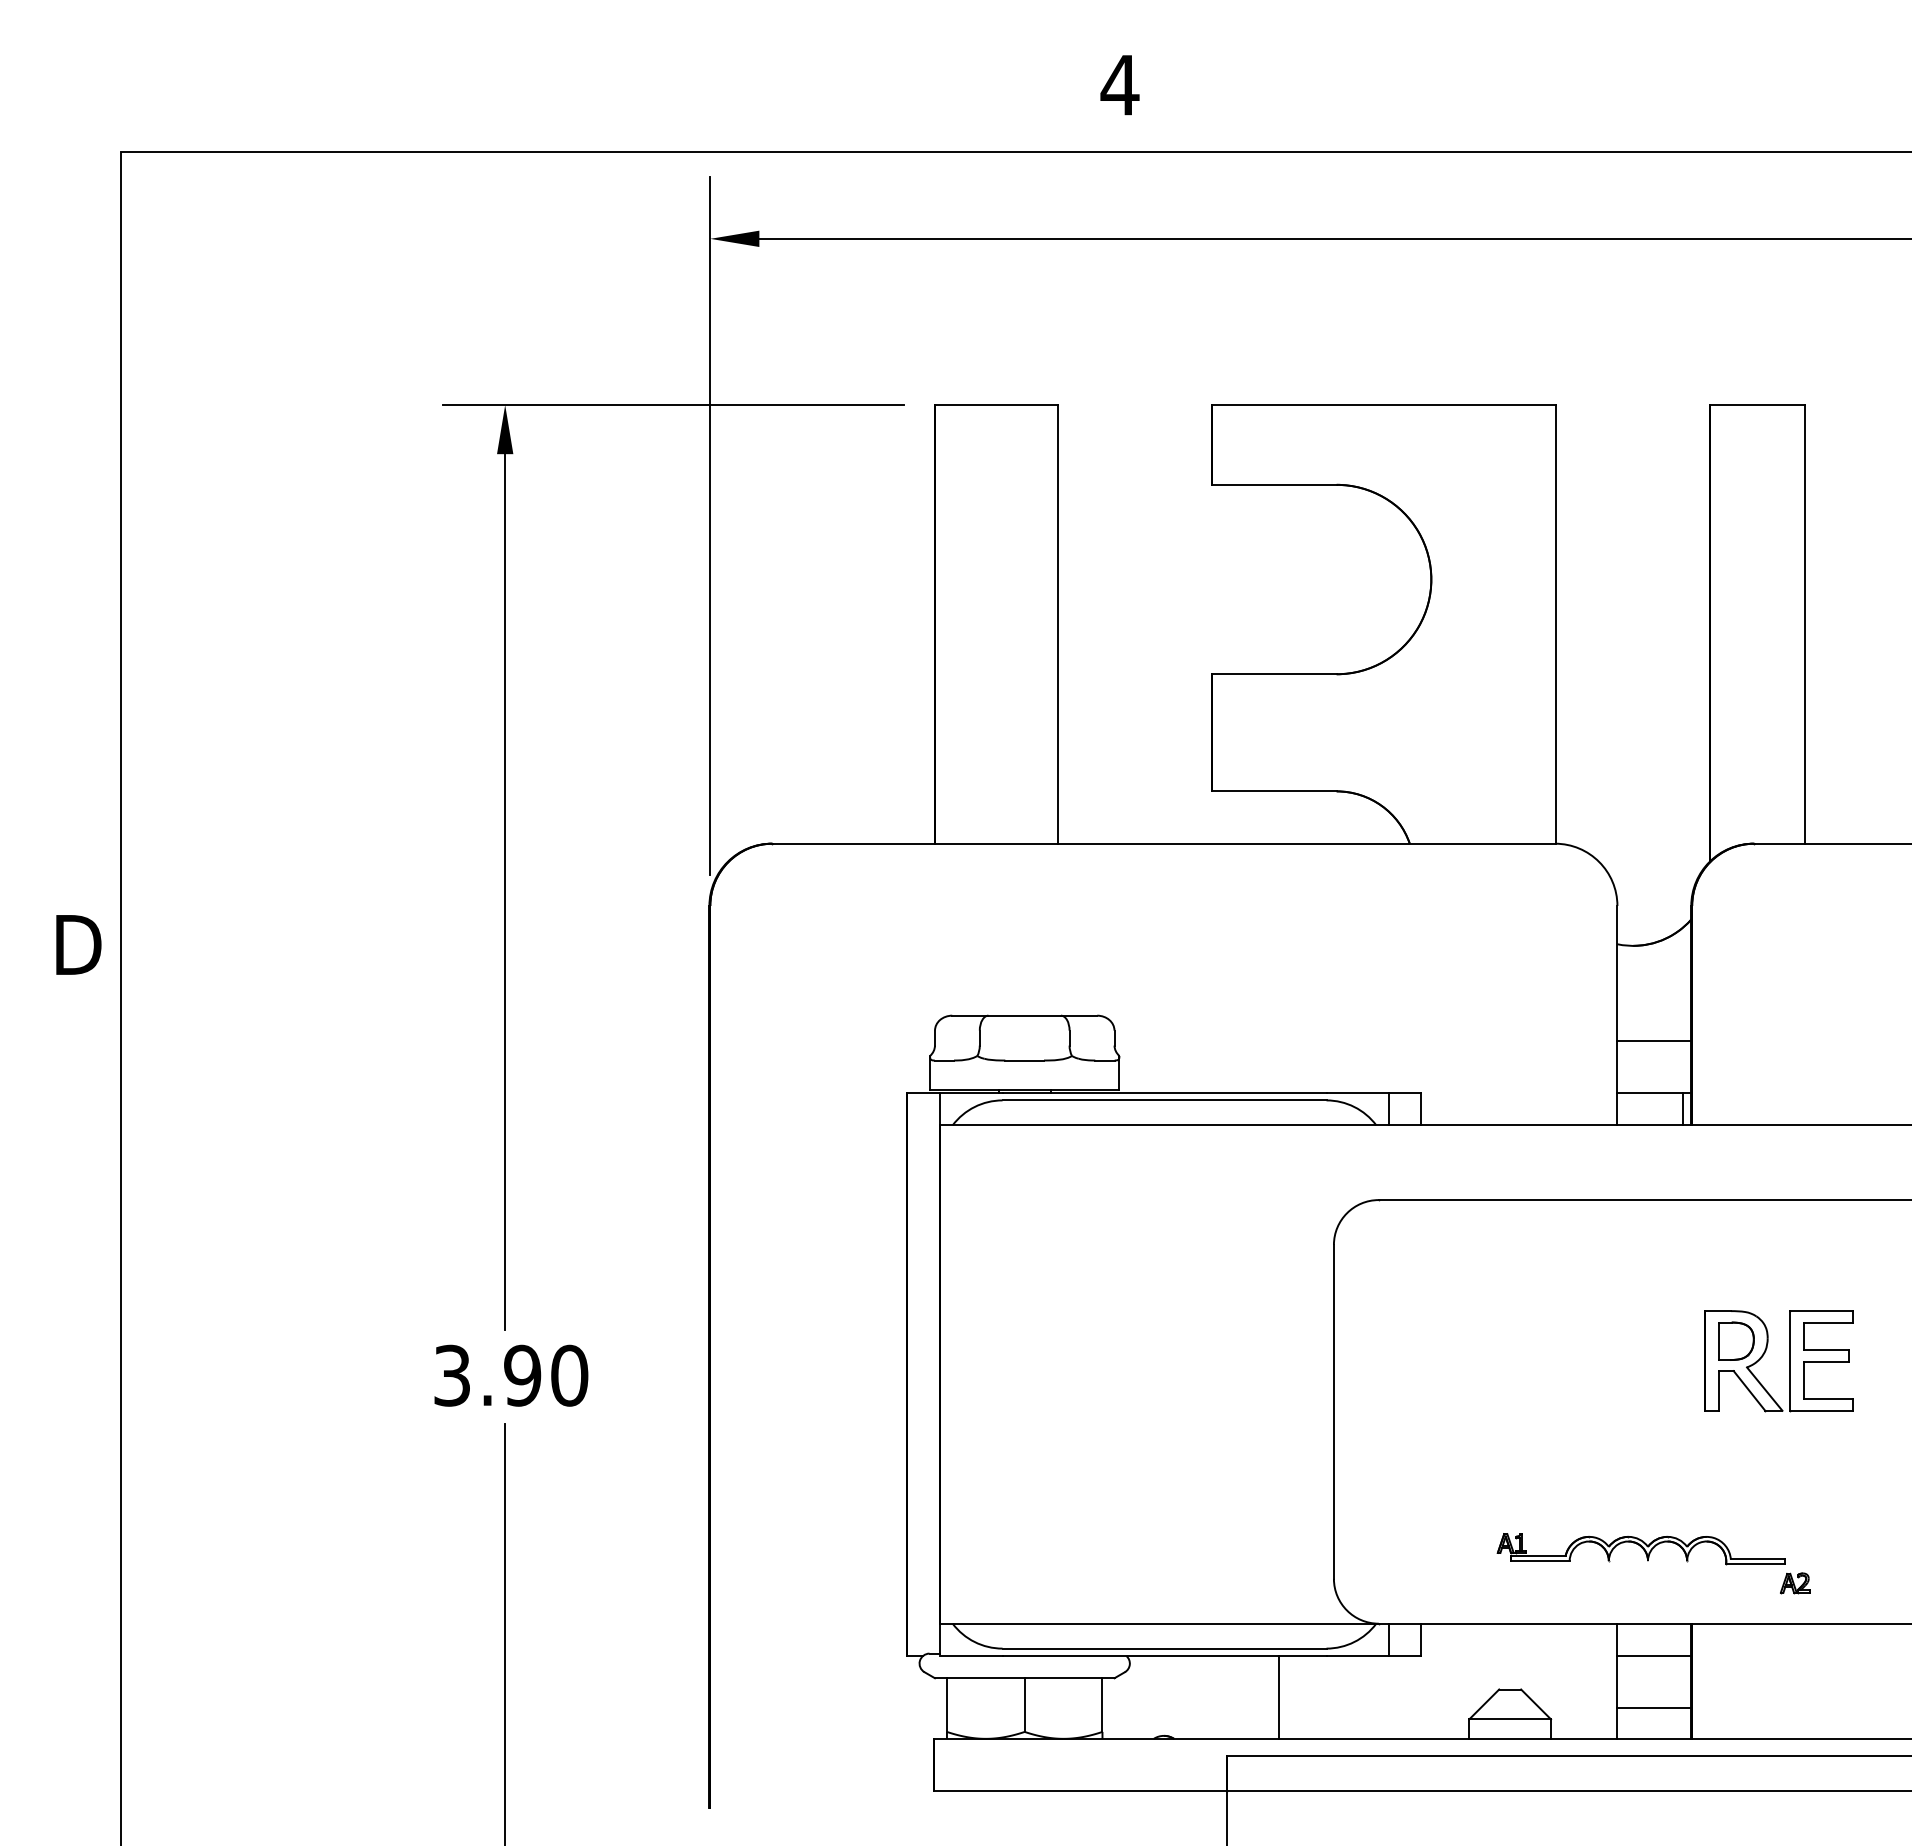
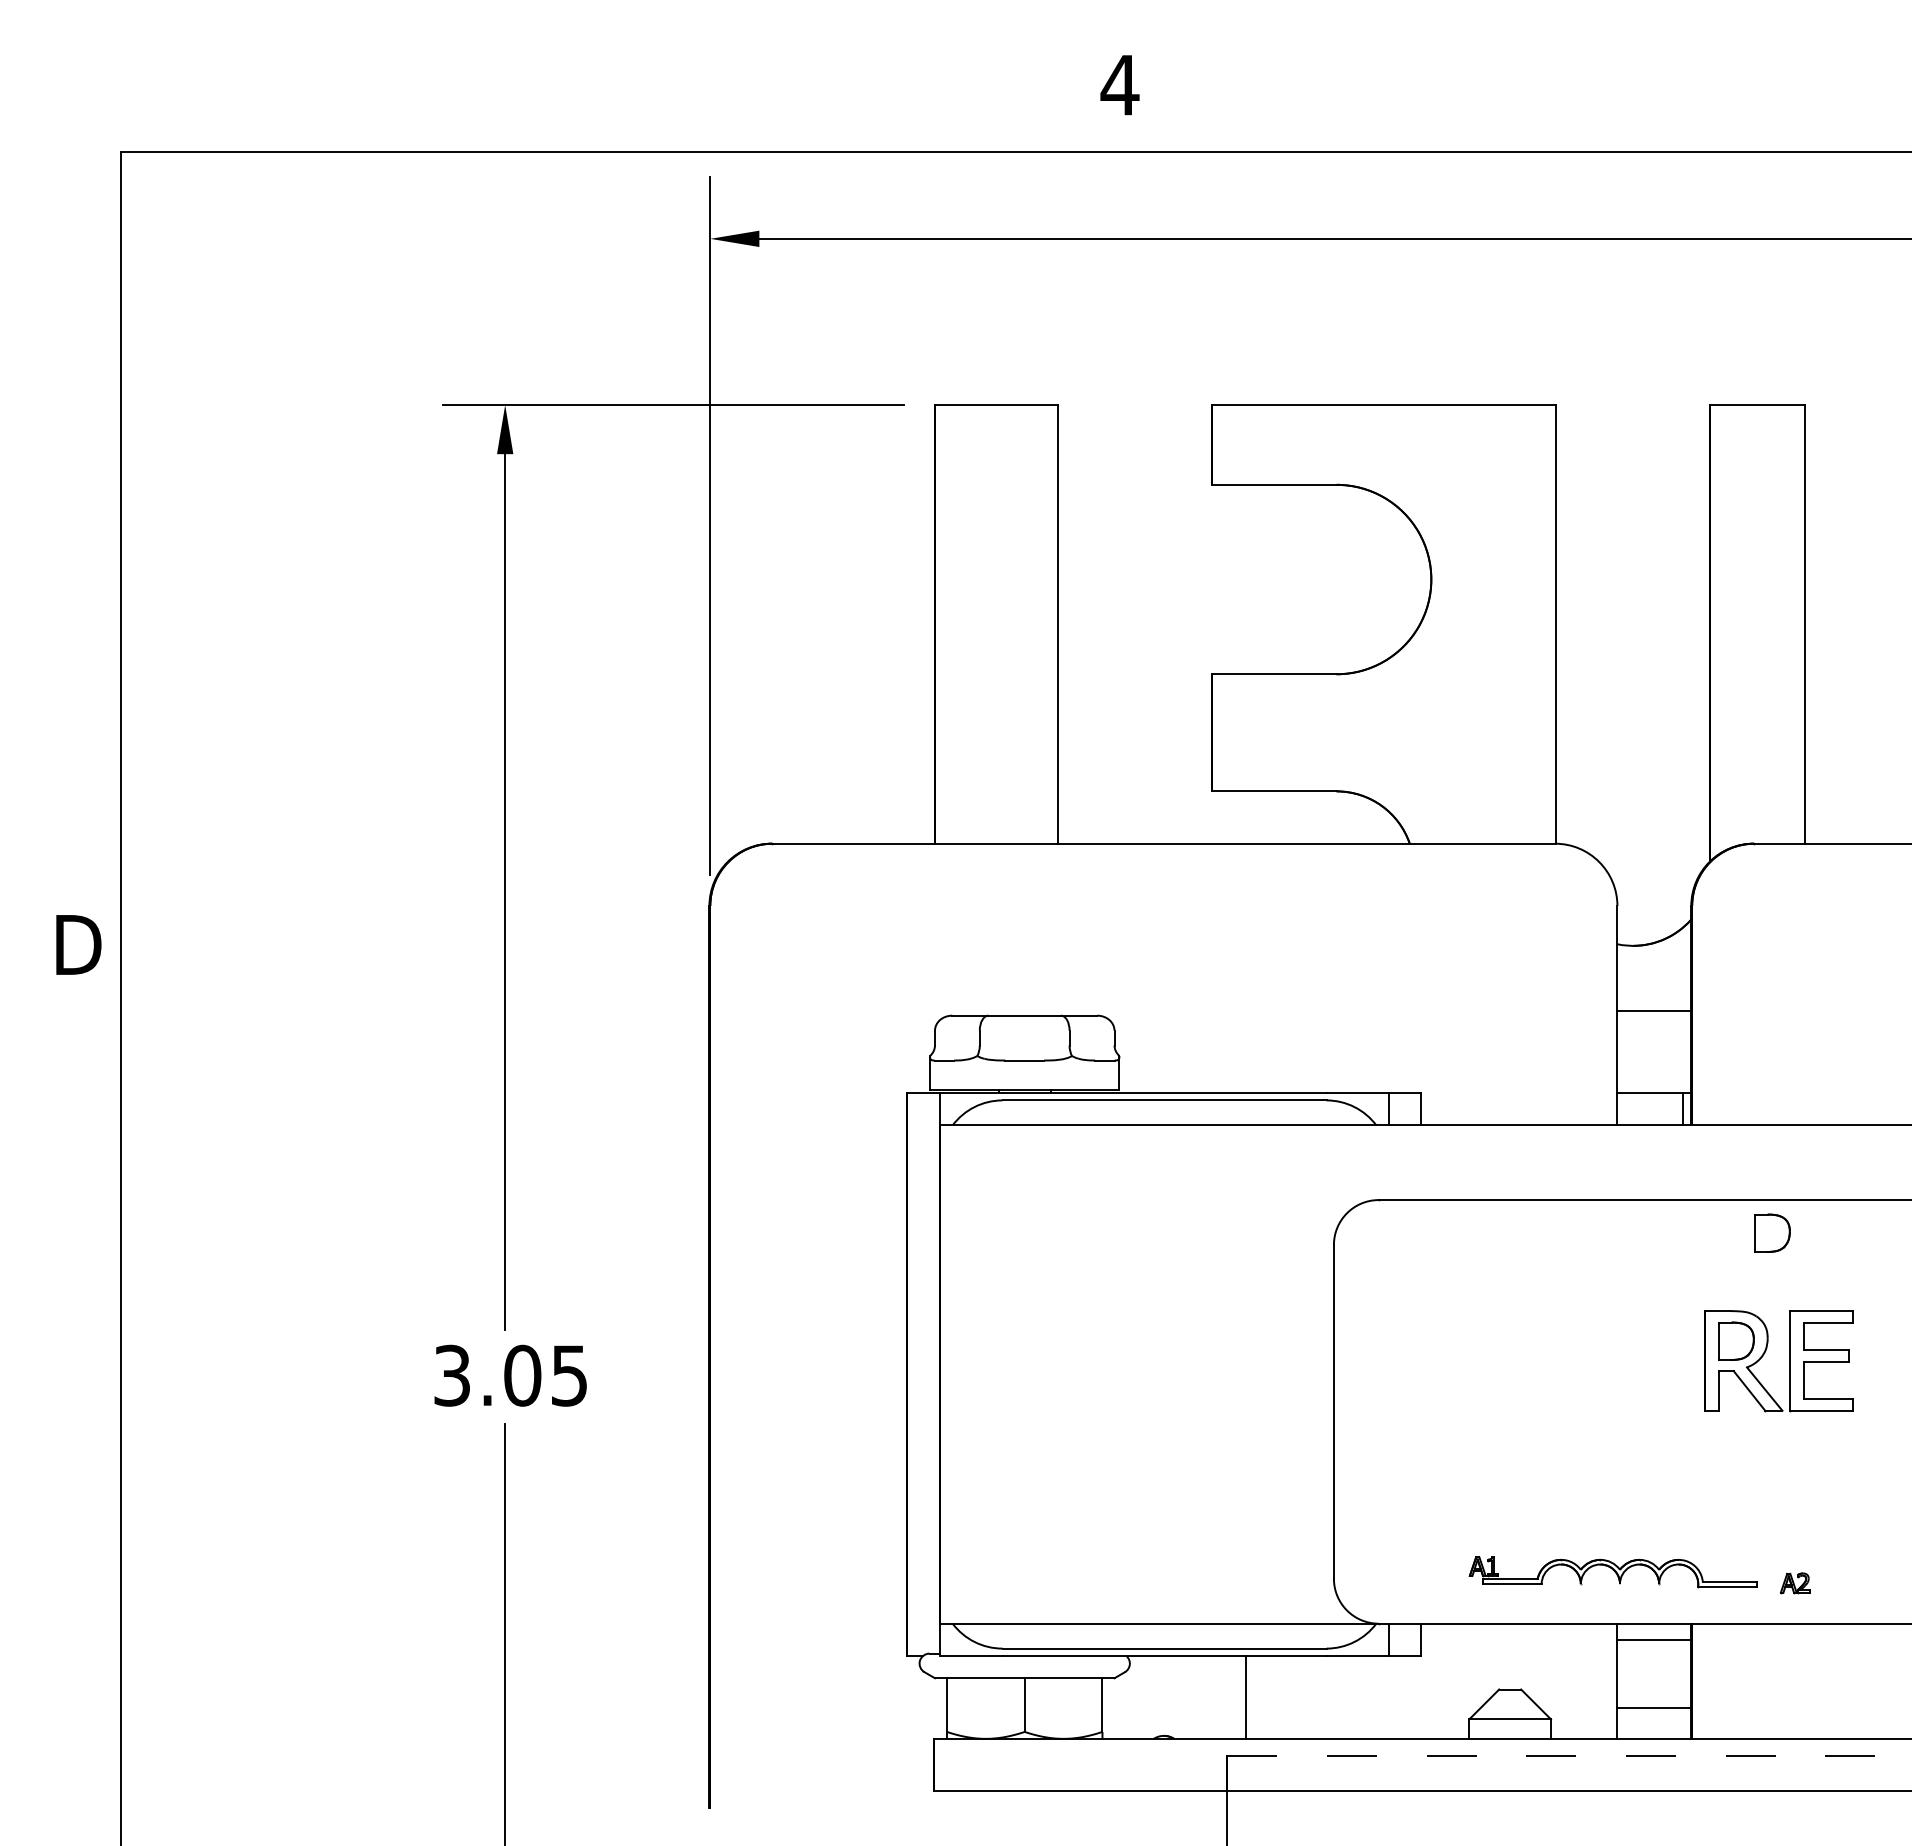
line position: (1654, 1040) -> (1654, 1010) (1654, 1010)
part: none -> present (1772, 1232)
text: 3.90 -> 3.05 (546, 1375)
part position: (1640, 1549) -> (1612, 1572) (1612, 1572)
line position: (1654, 1656) -> (1654, 1640) (1654, 1640)
line position: (1278, 1697) -> (1245, 1697) (1245, 1697)
line: solid -> dashed (1569, 1755)
